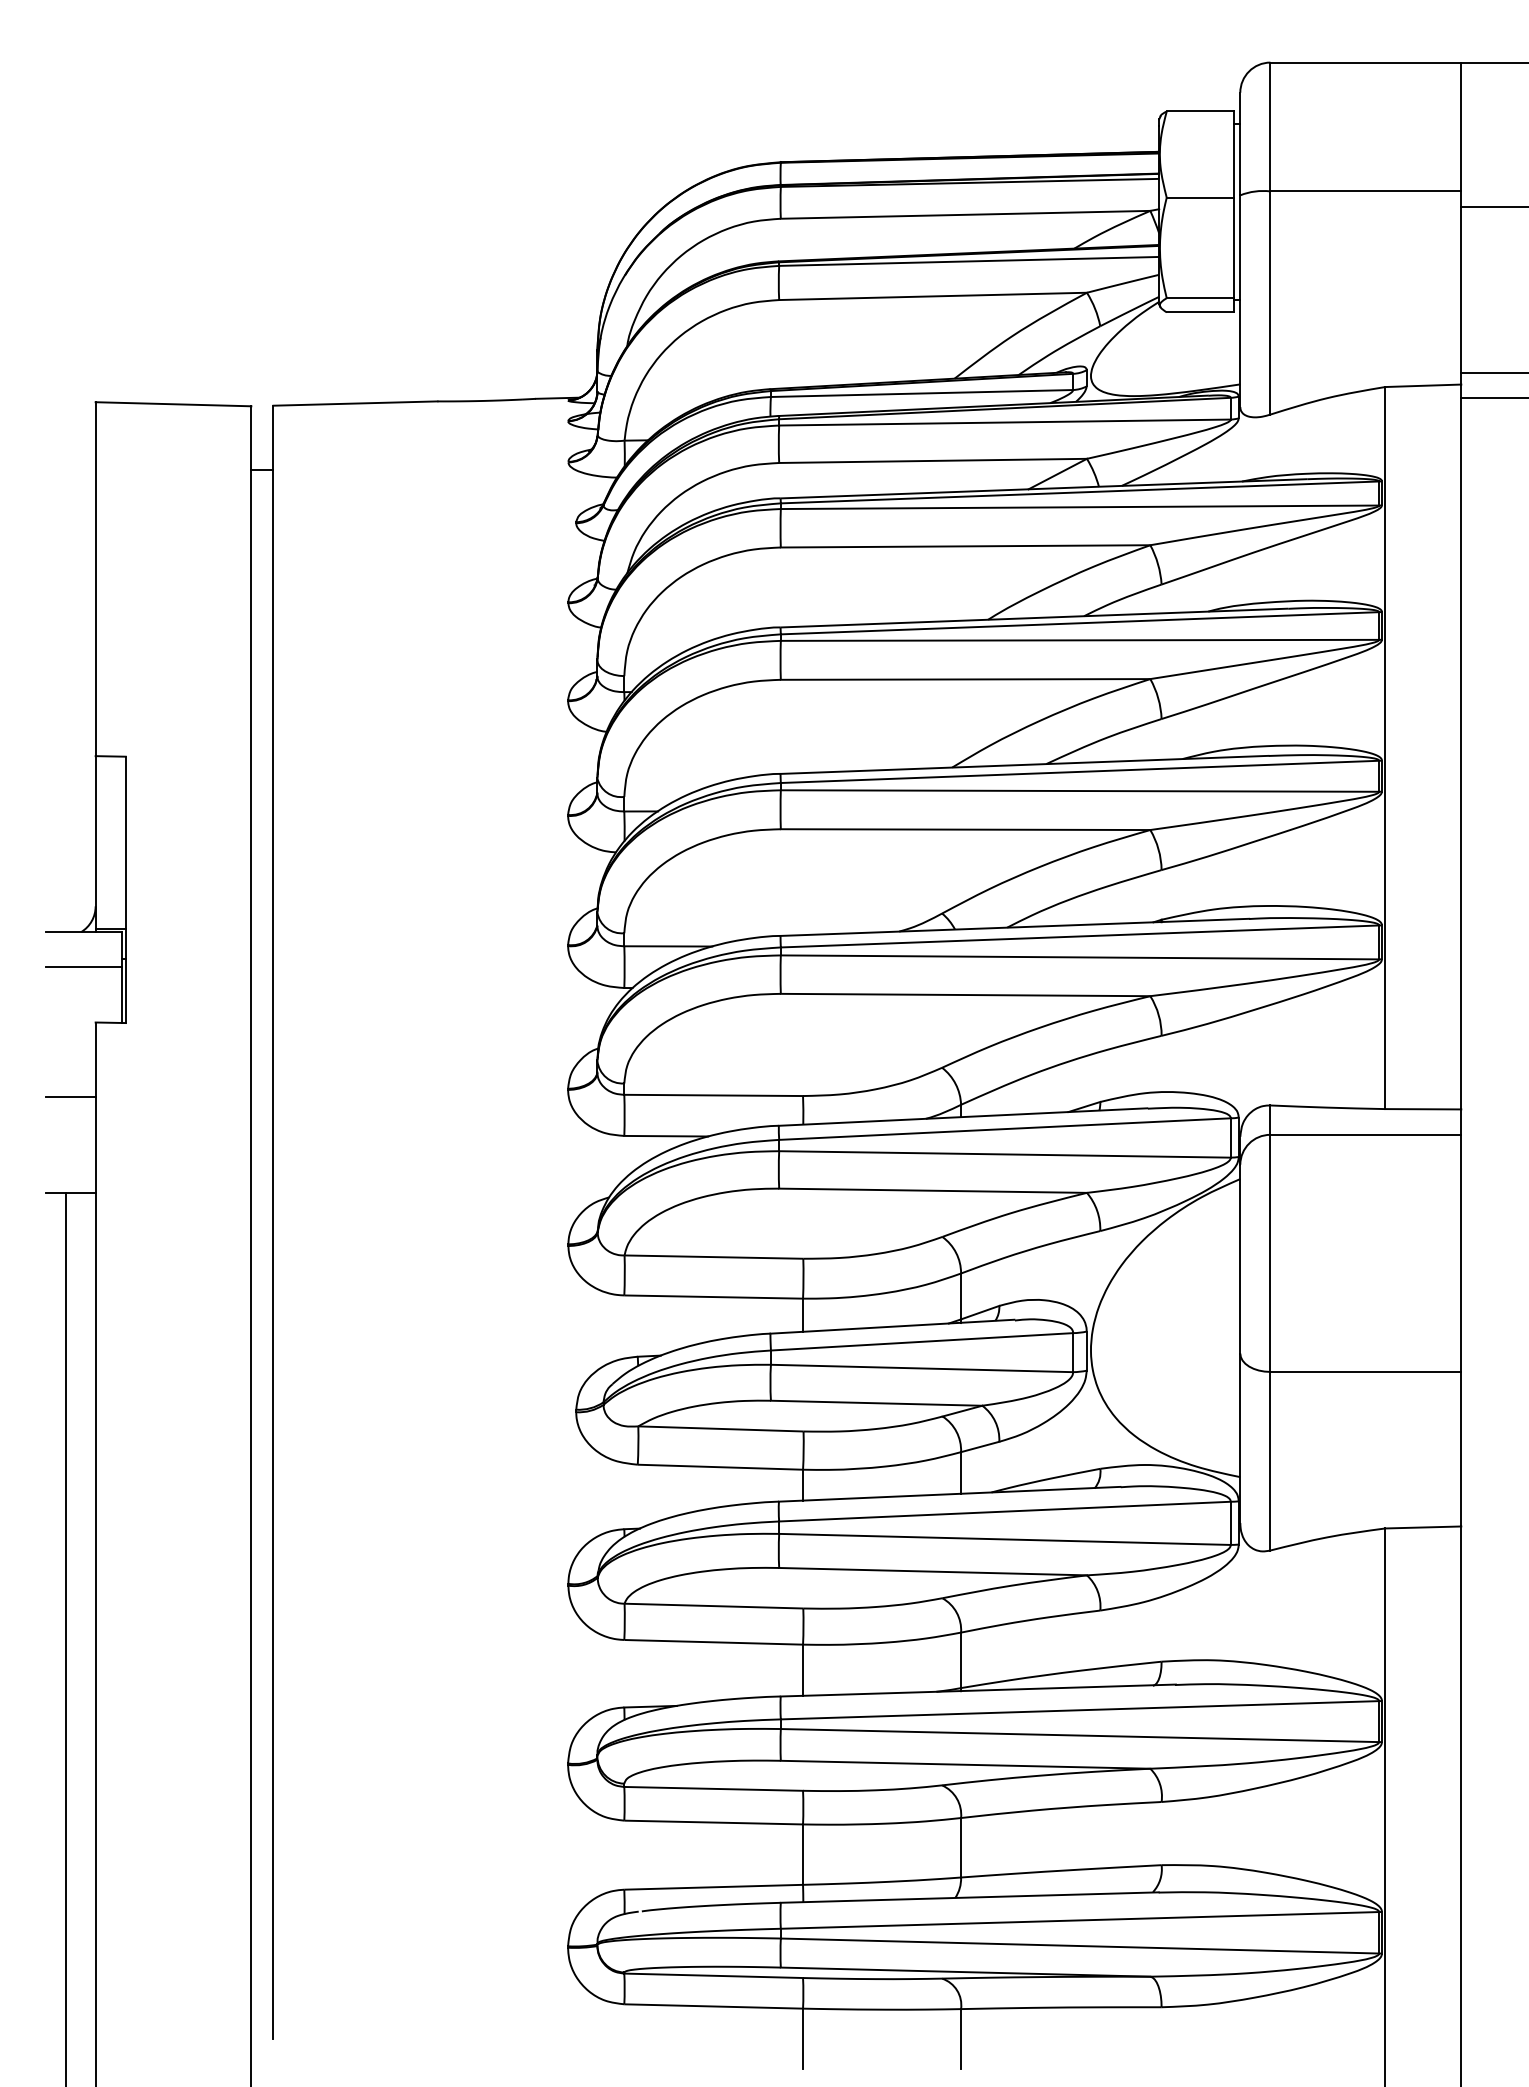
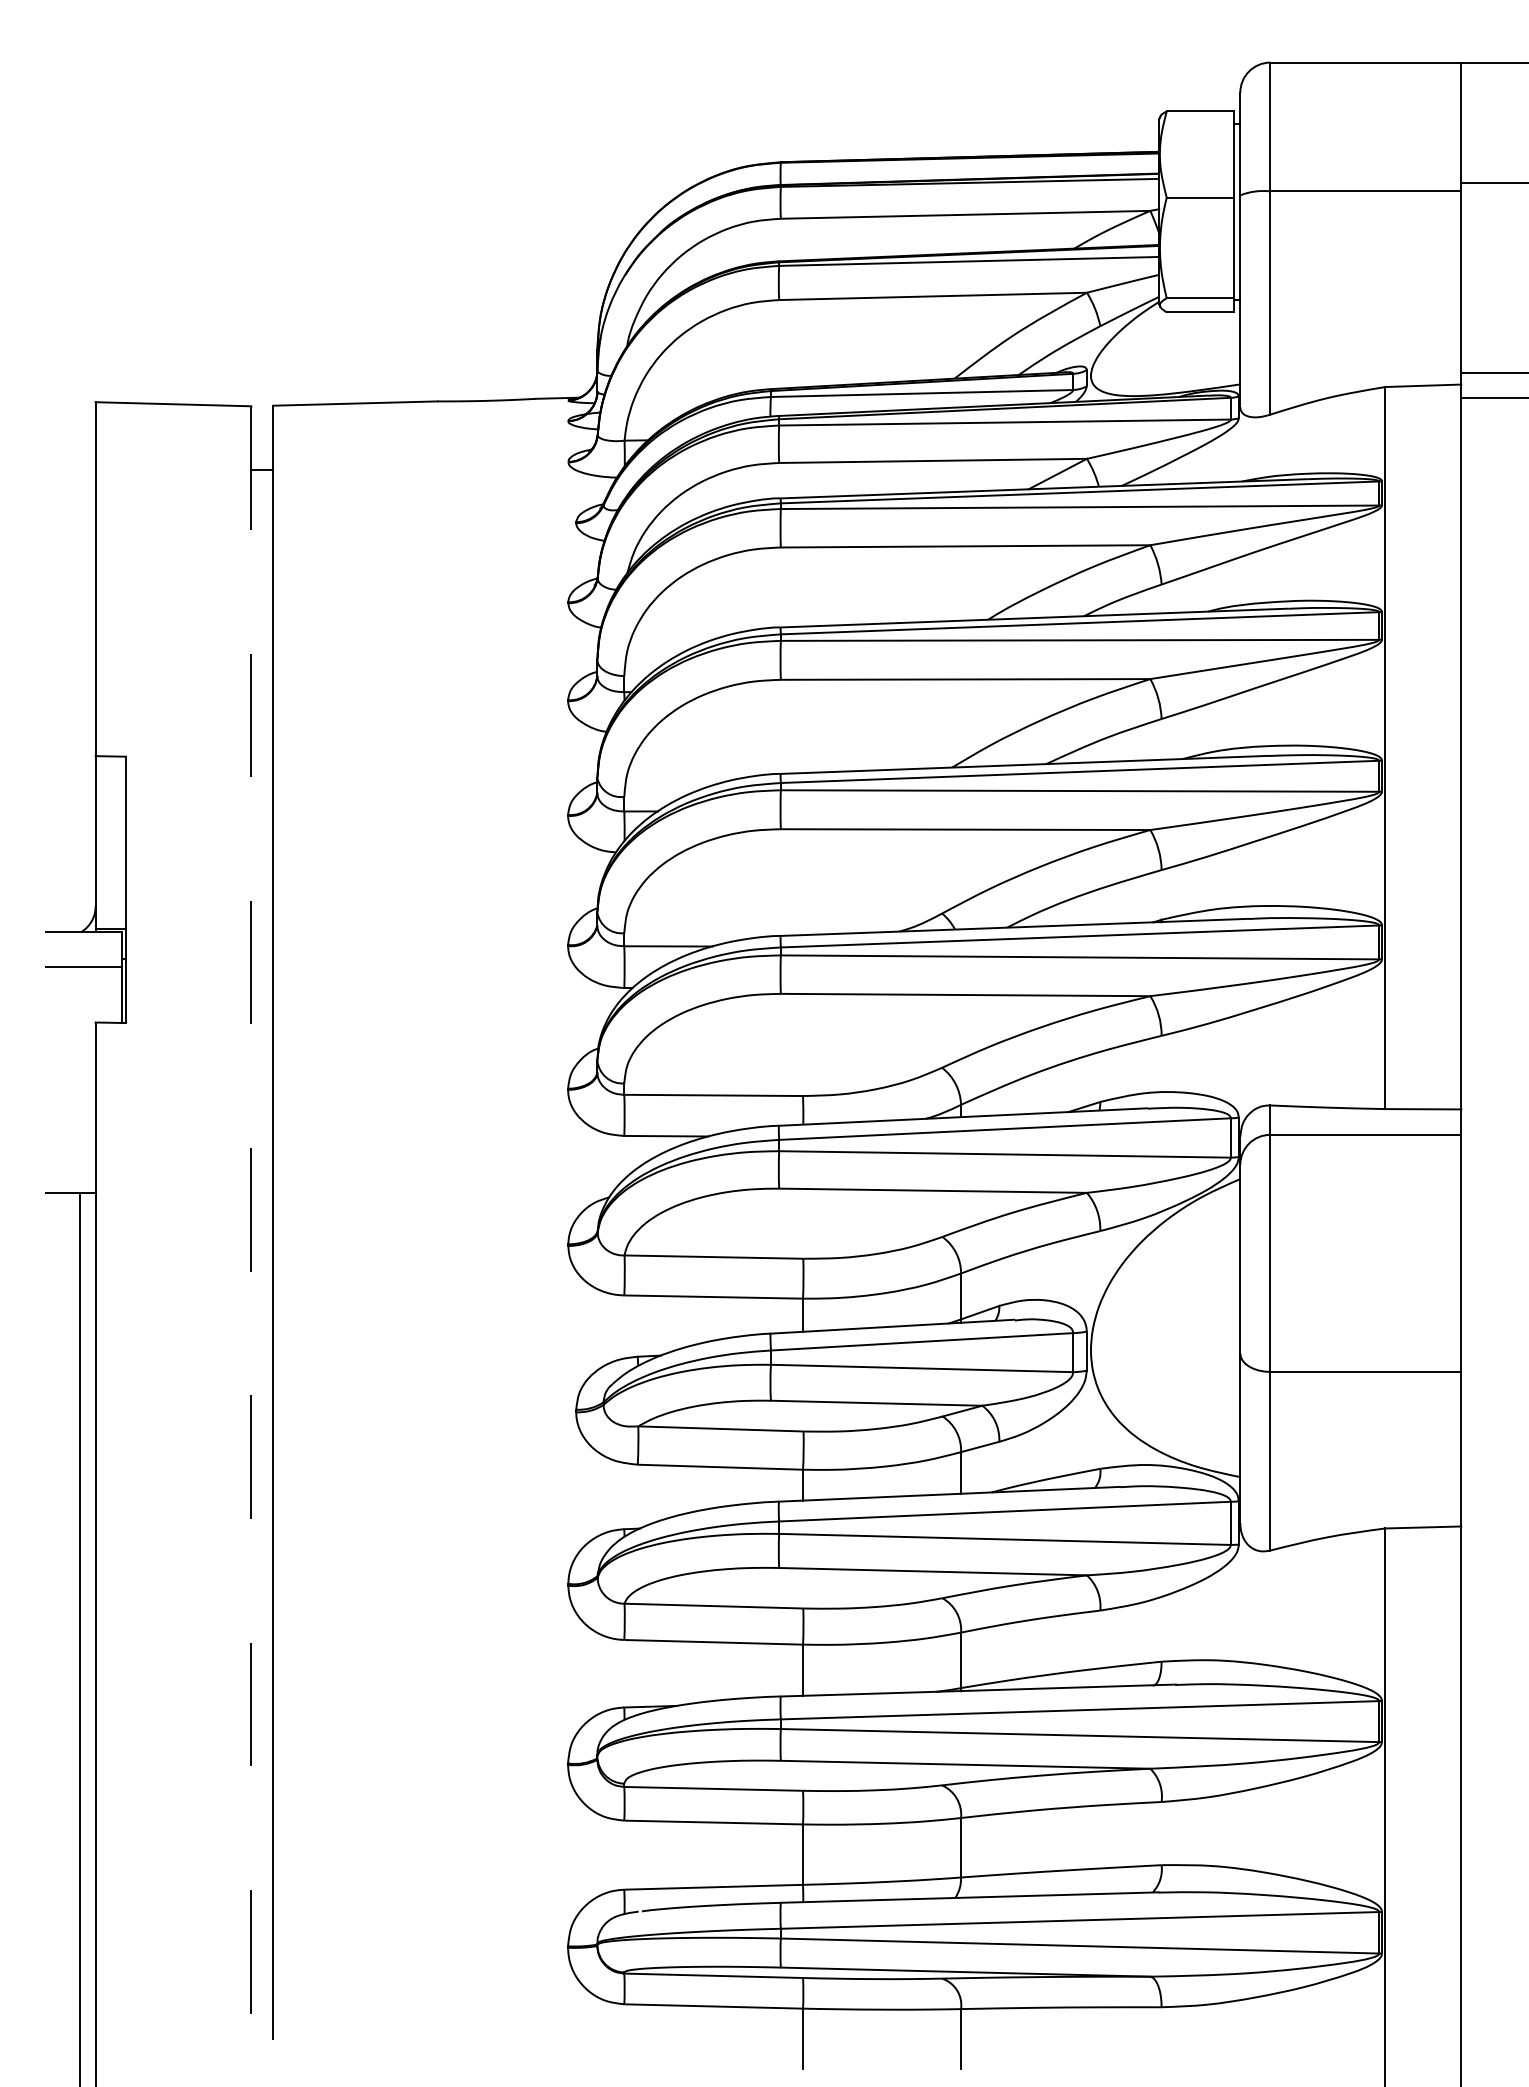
line position: (1493, 206) -> (1493, 182) (1493, 182)
line: present -> none (70, 1097)
line: solid -> dashed (251, 1247)
line position: (66, 1637) -> (80, 1637) (80, 1637)
